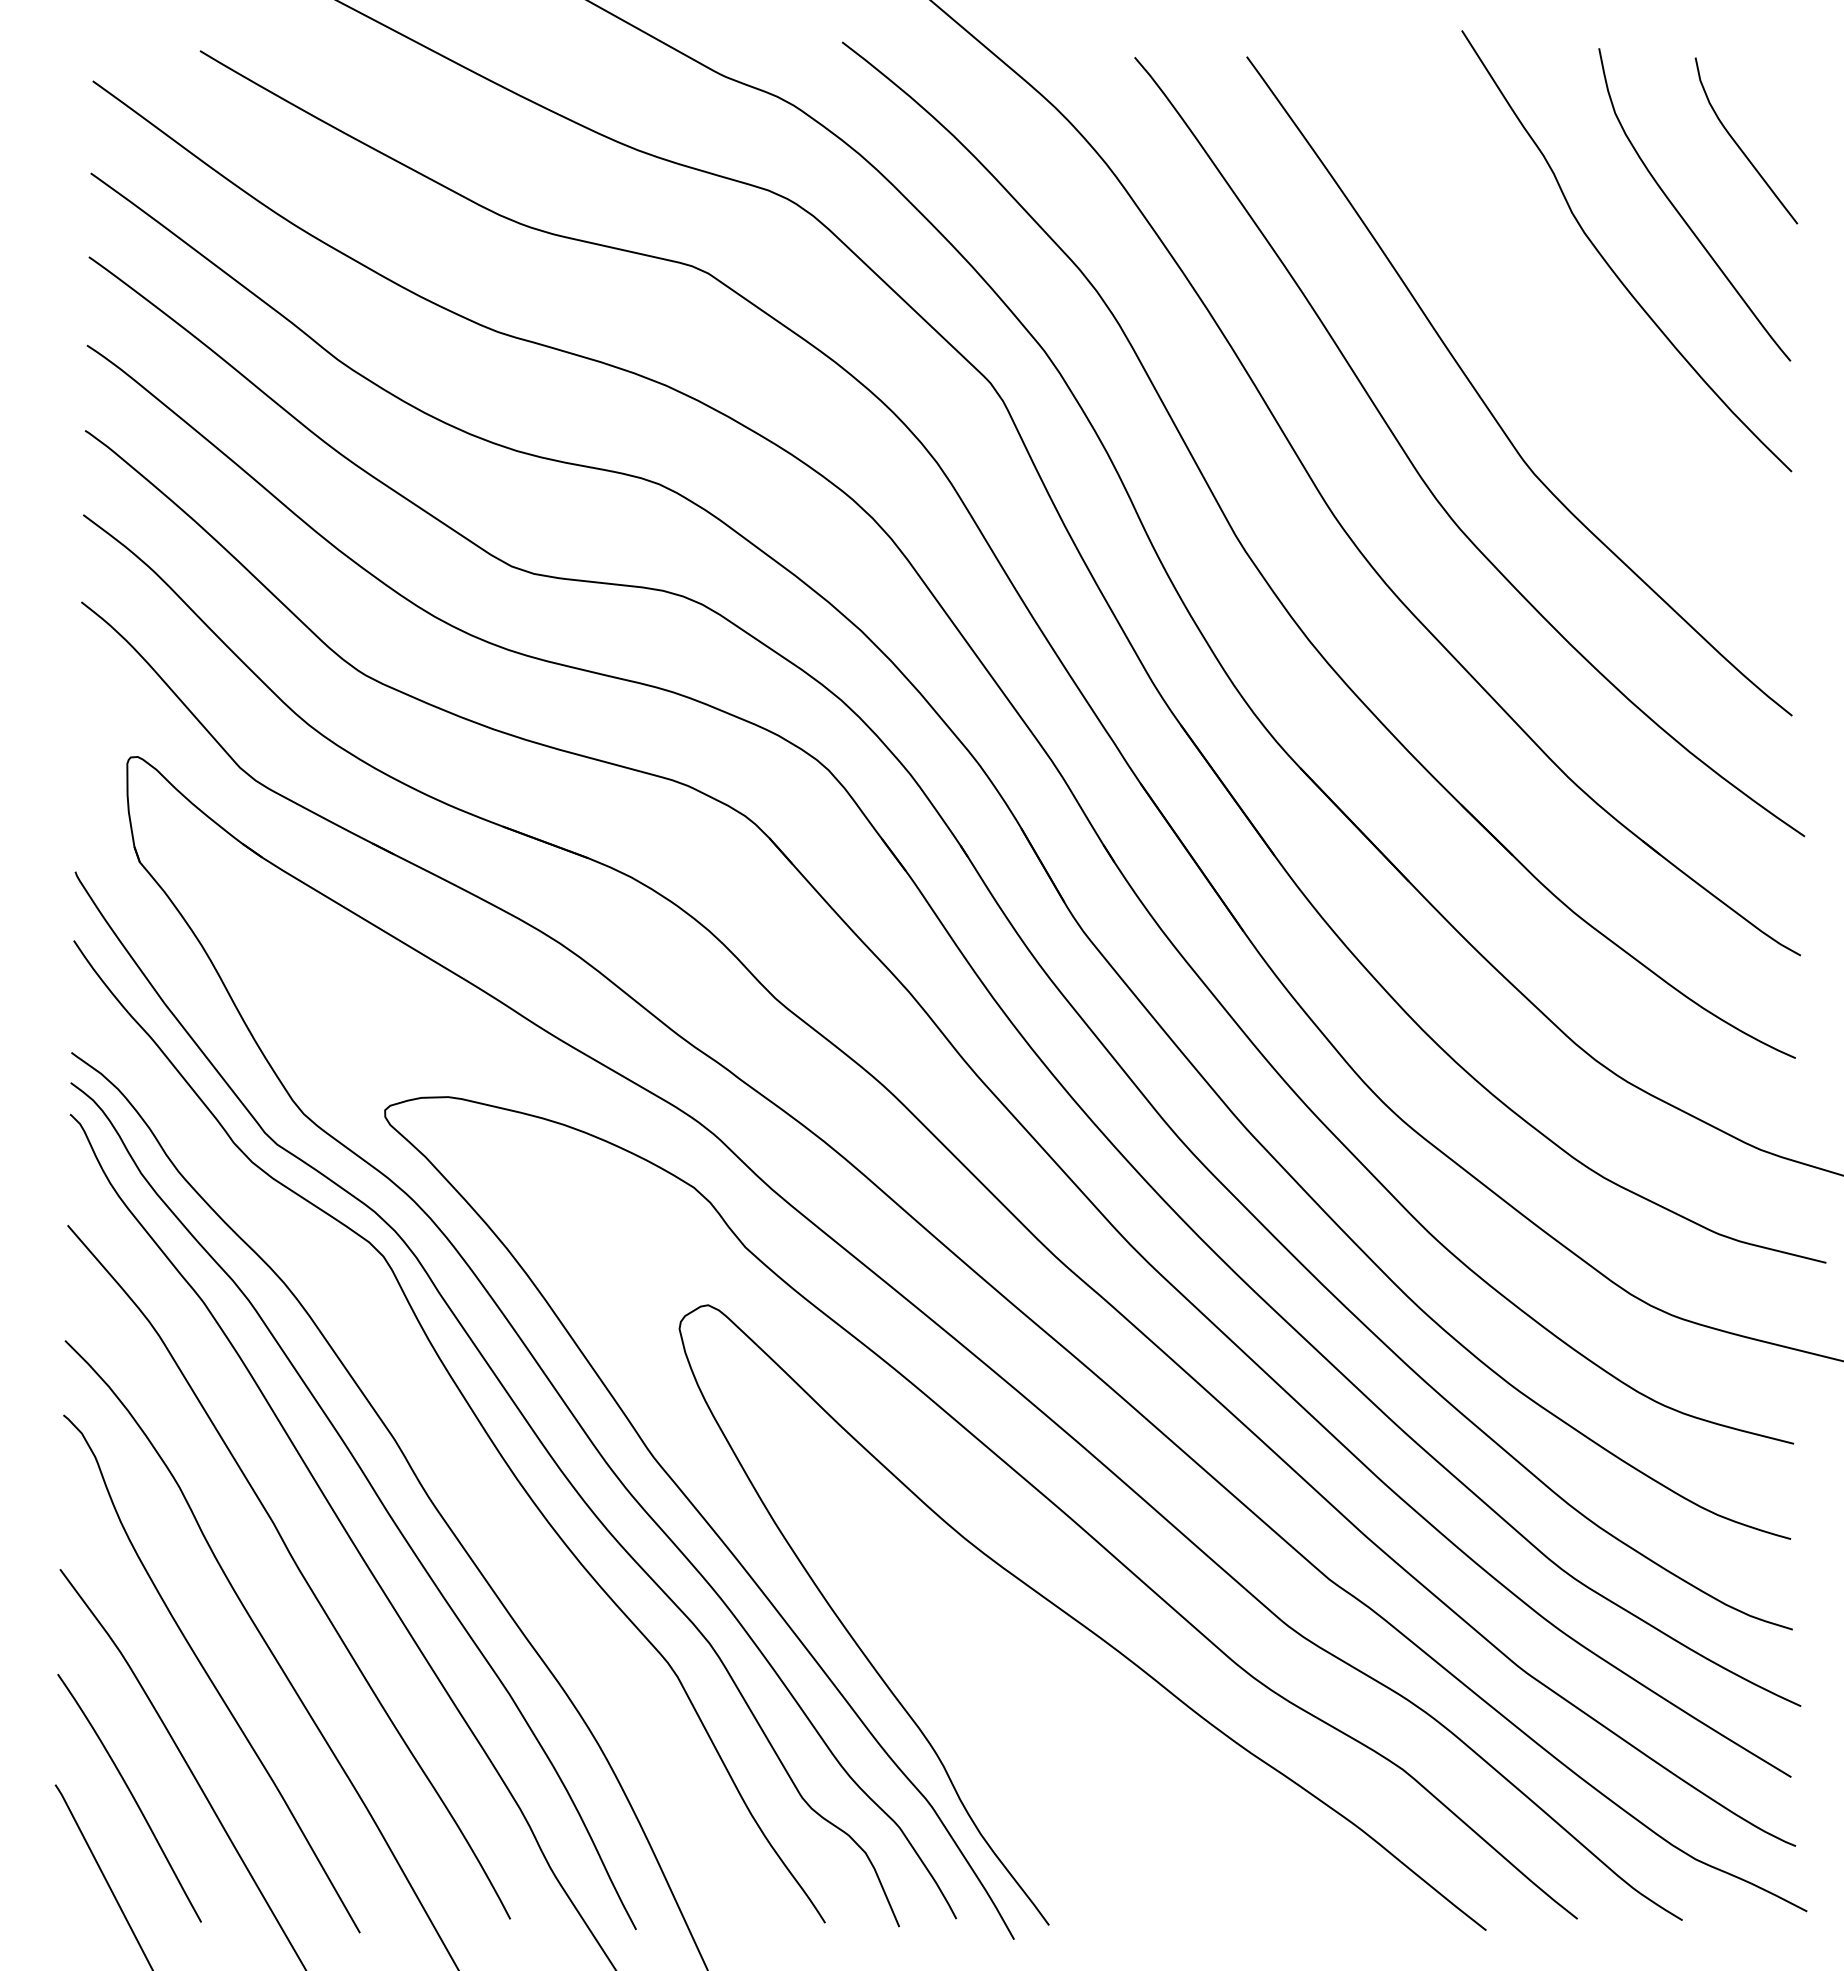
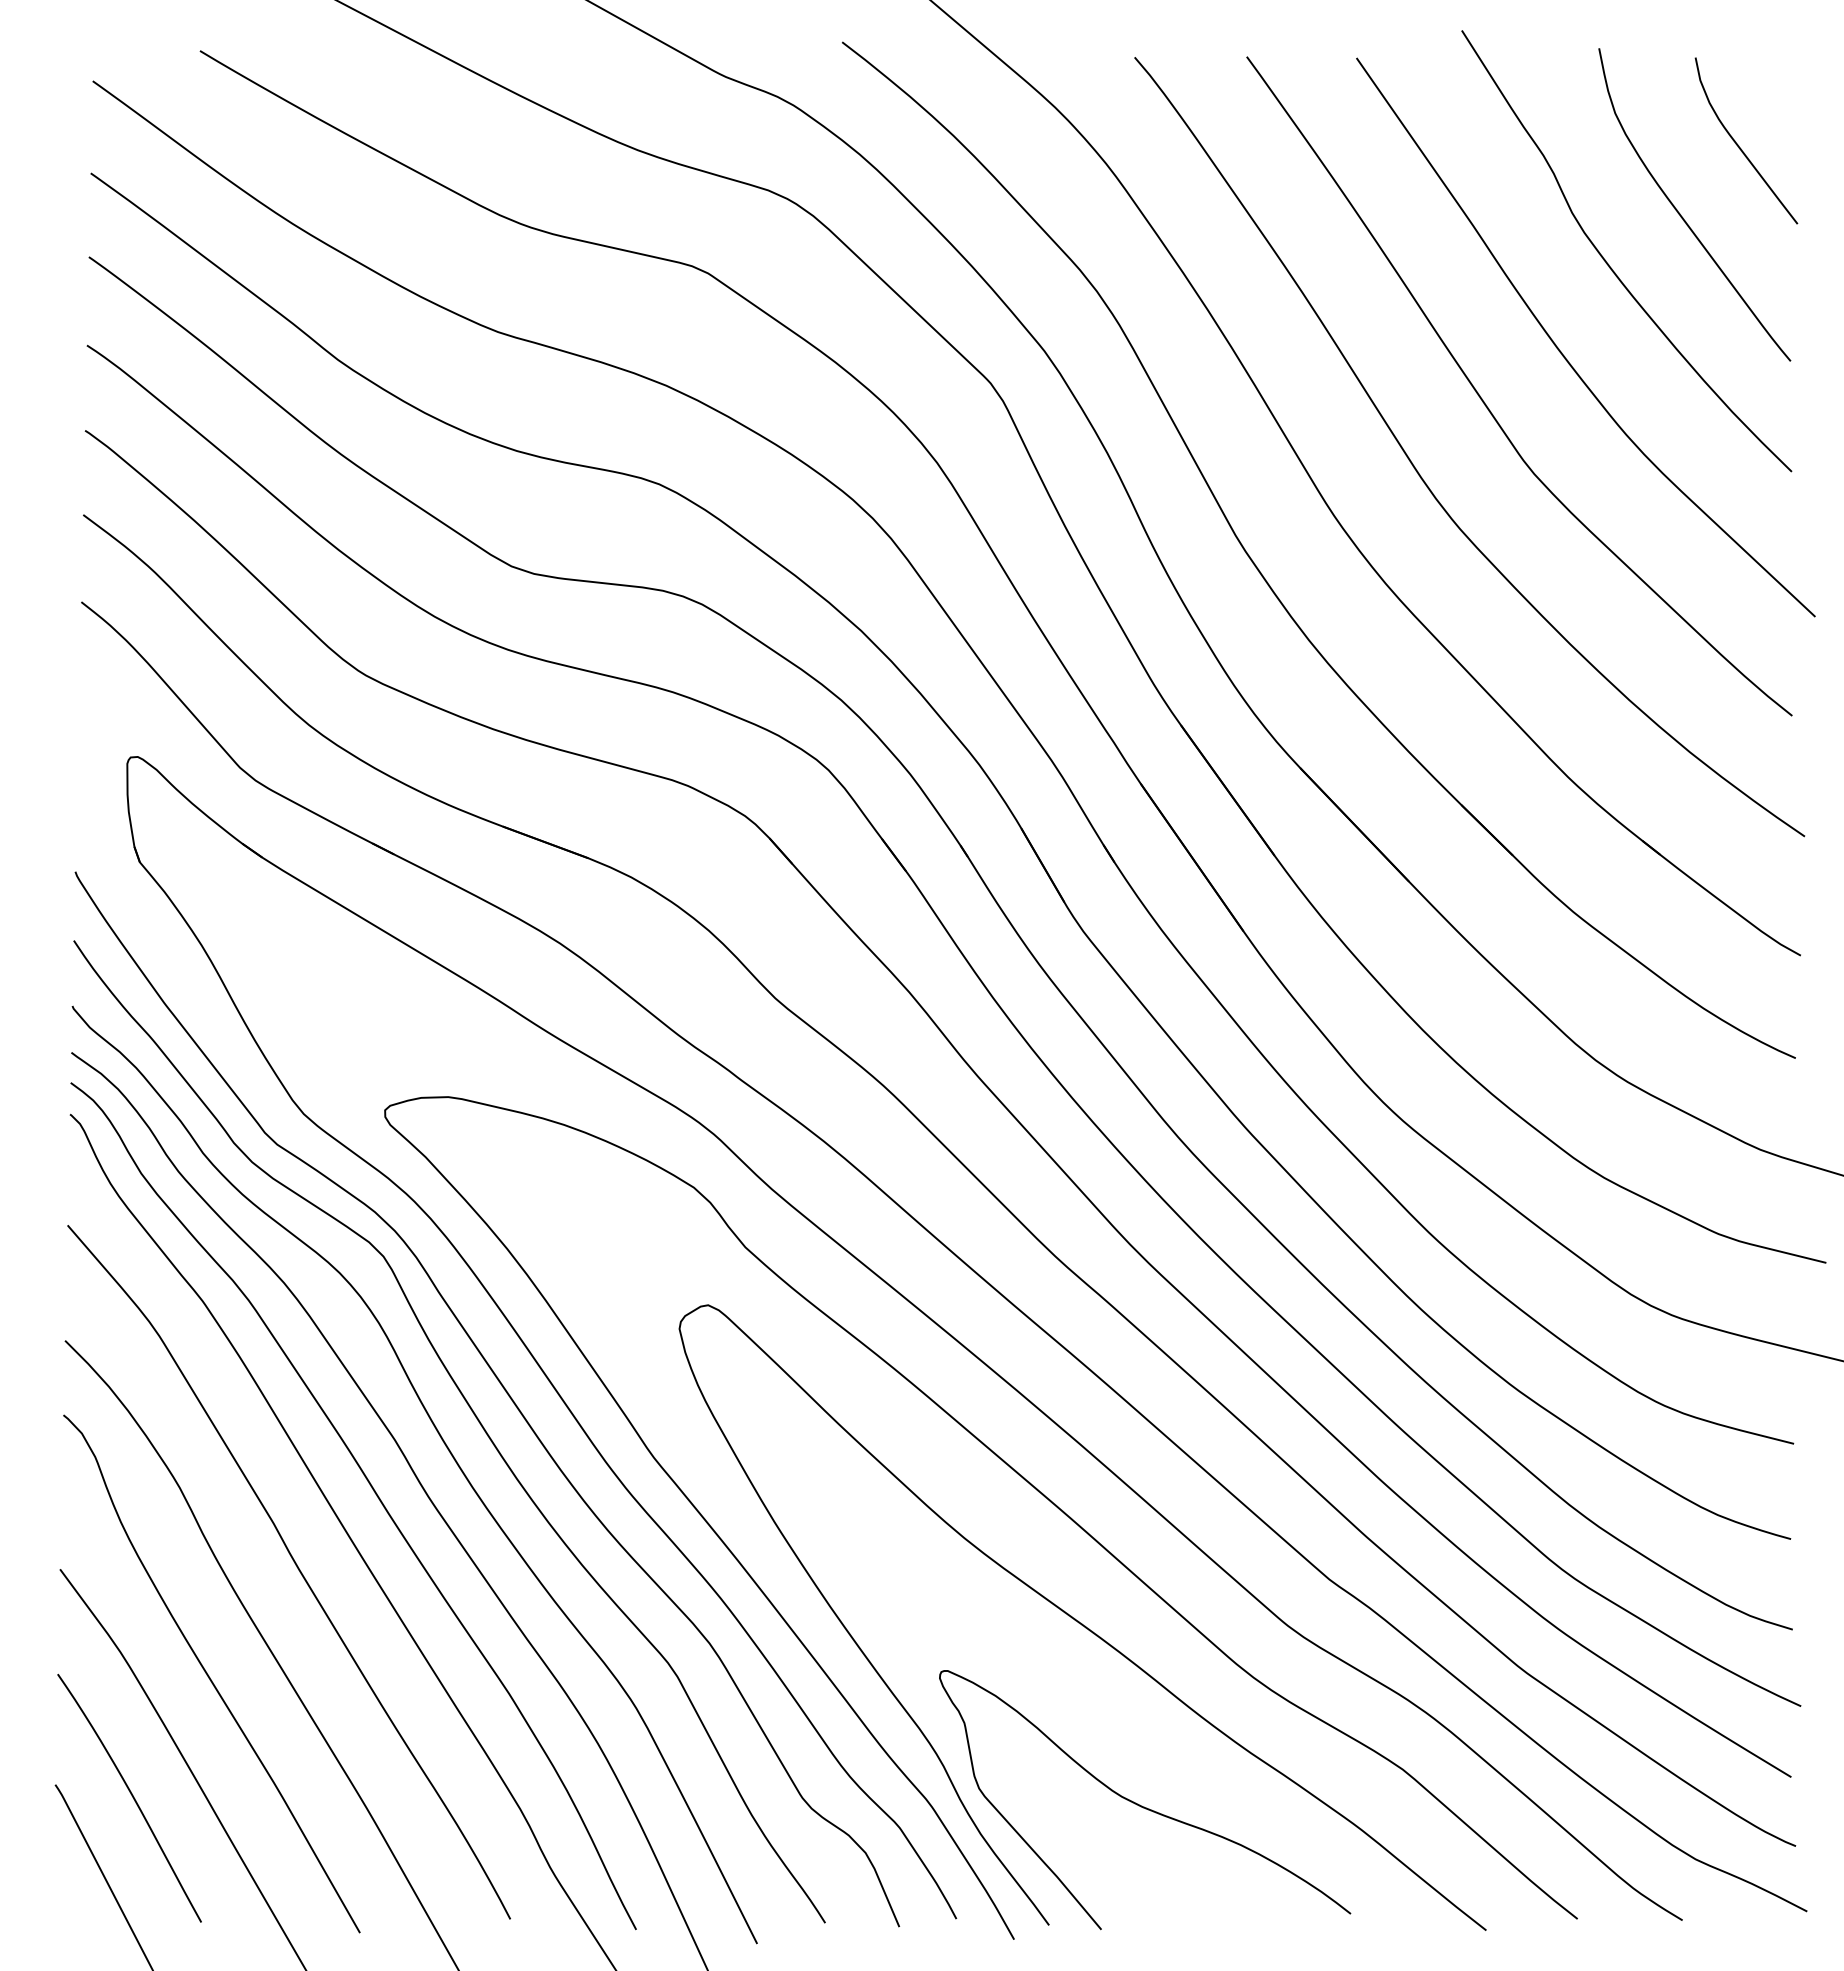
curve: none -> present (1562, 352)
curve: none -> present (448, 1451)
curve: none -> present (1144, 1806)
